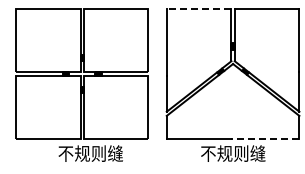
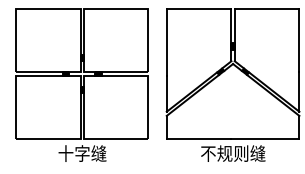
line: dashed -> solid (198, 9)
line: dashed -> solid (265, 138)
text: 不规则缝 -> 十字缝 (90, 153)
